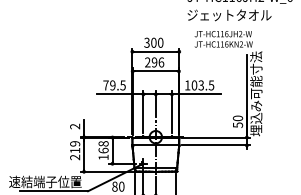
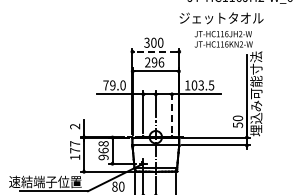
text position: (229, 15) -> (221, 18) (221, 18)
line: solid -> dashed (155, 51)
text: 79.5 -> 79.0 (122, 85)
line: solid -> dashed (172, 112)
text: 219 -> 177 (75, 150)
text: 168 -> 968 (103, 157)
